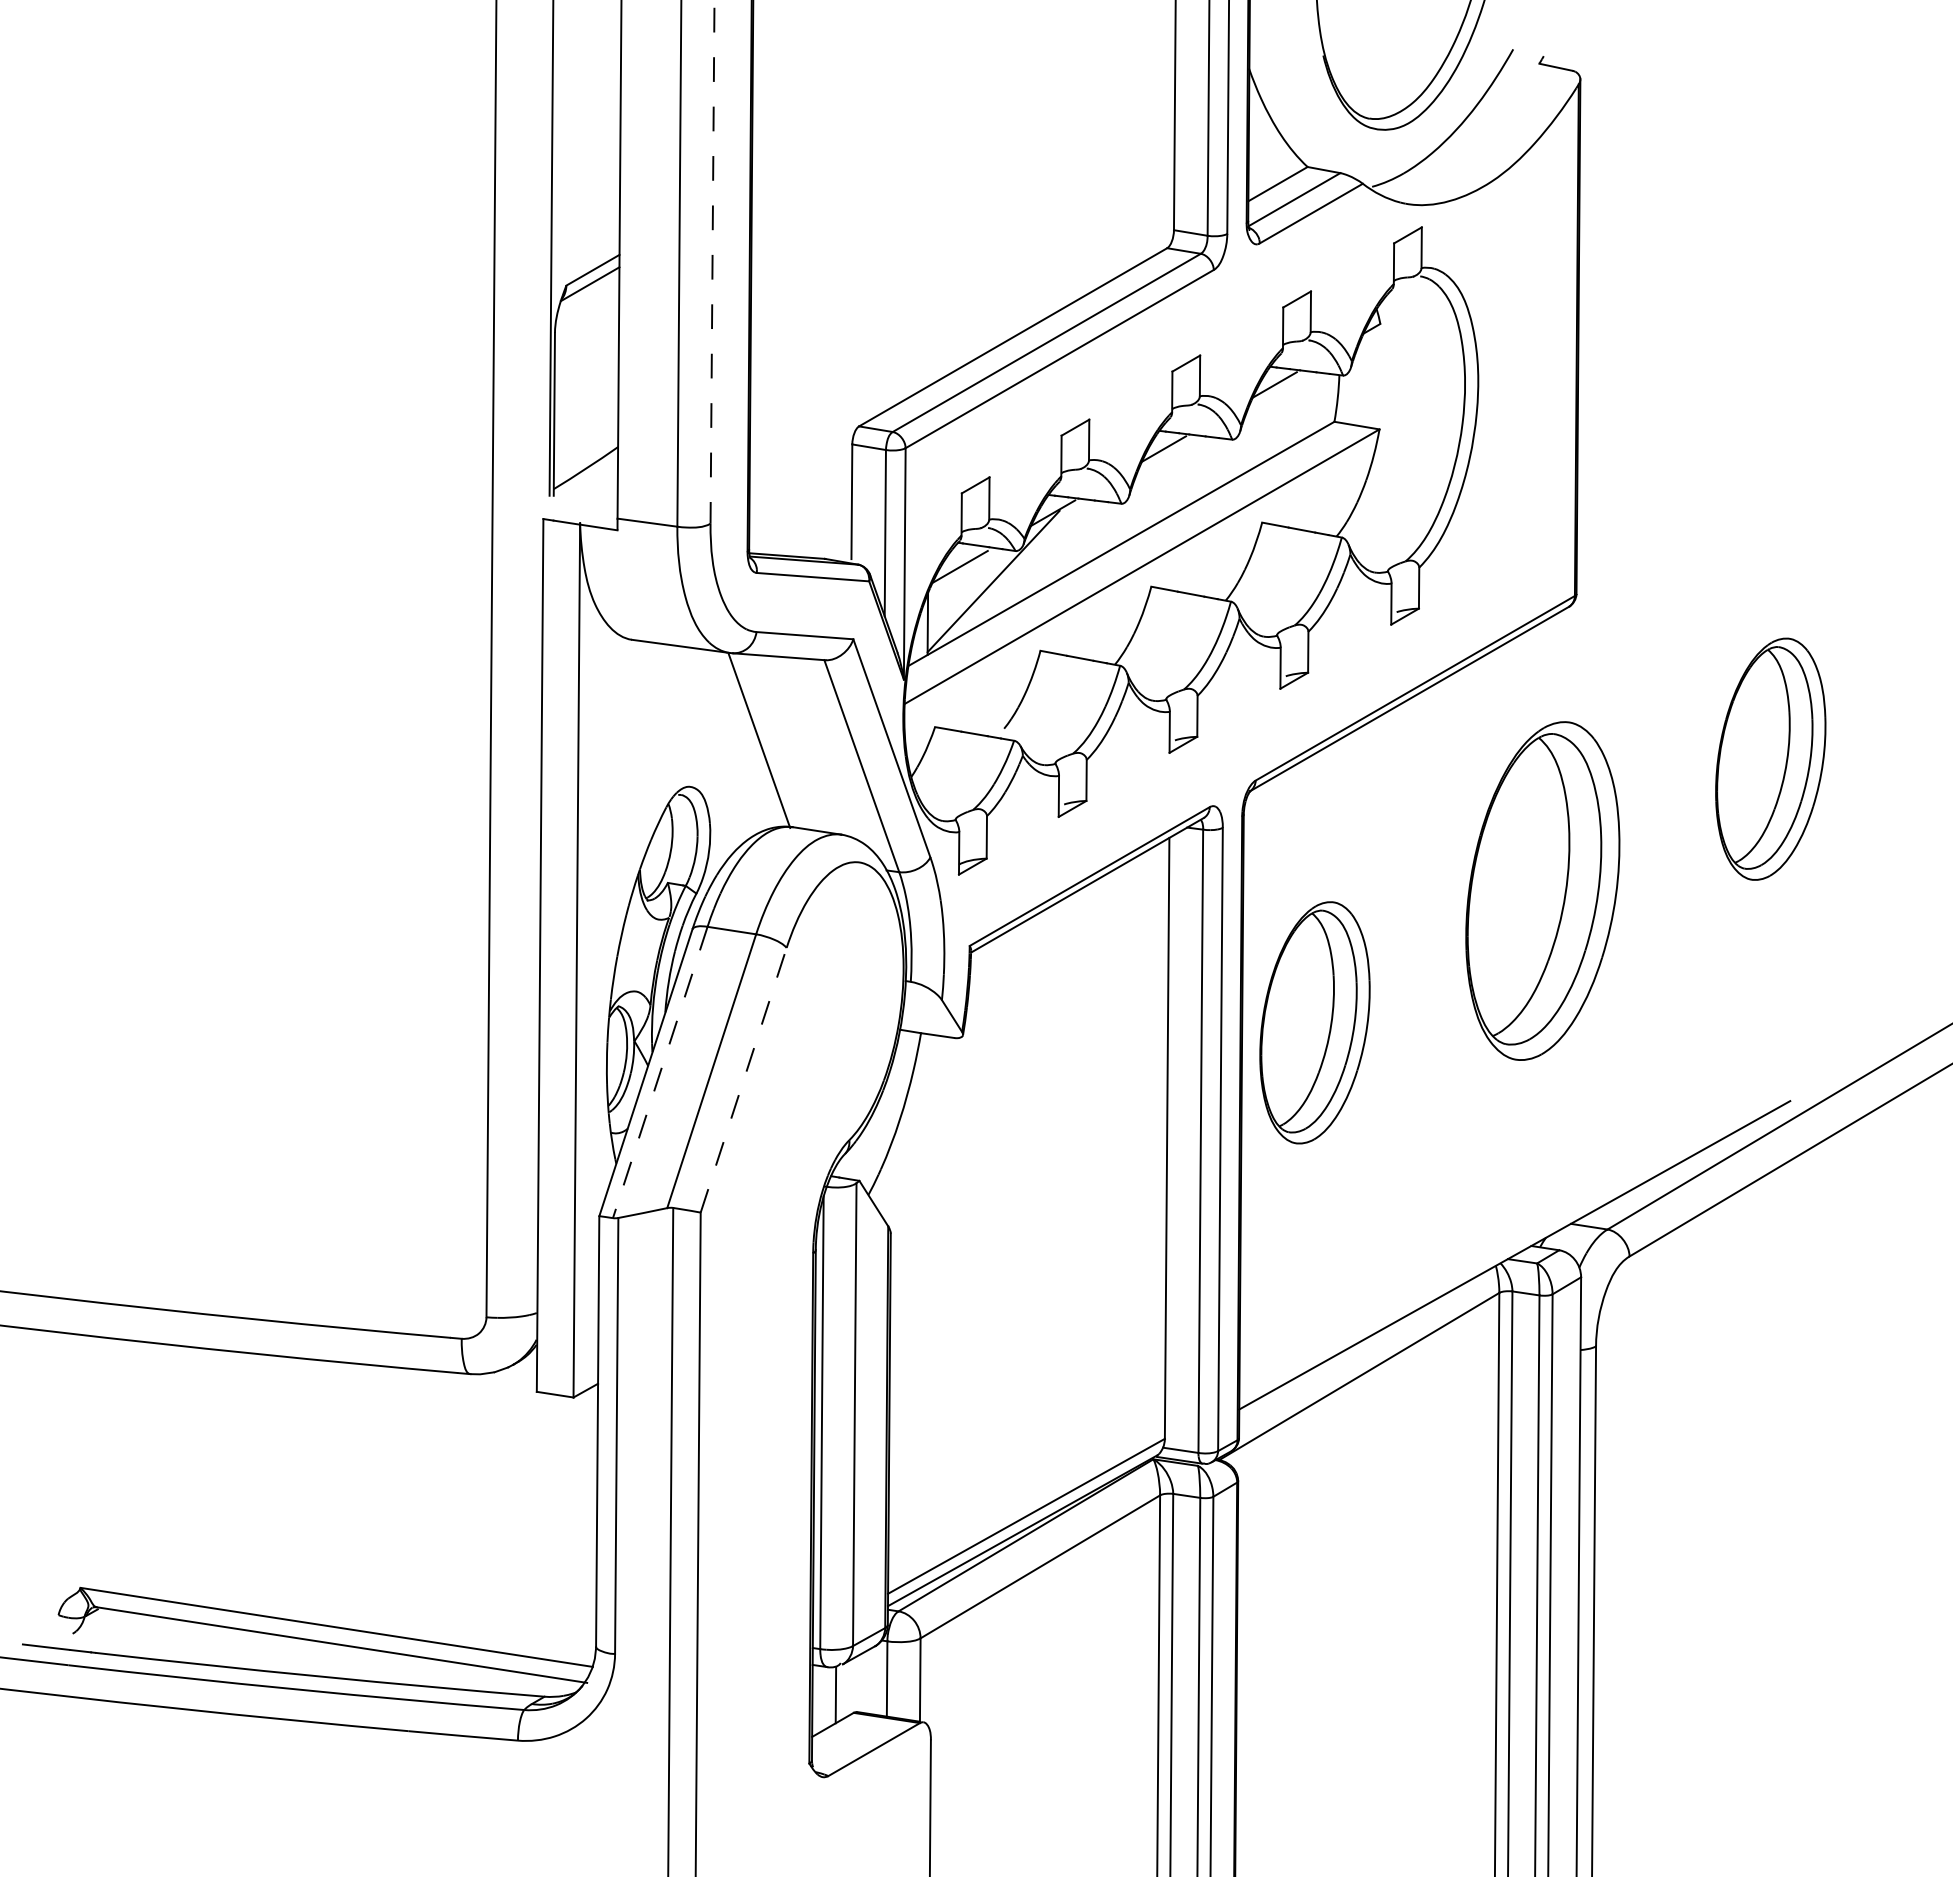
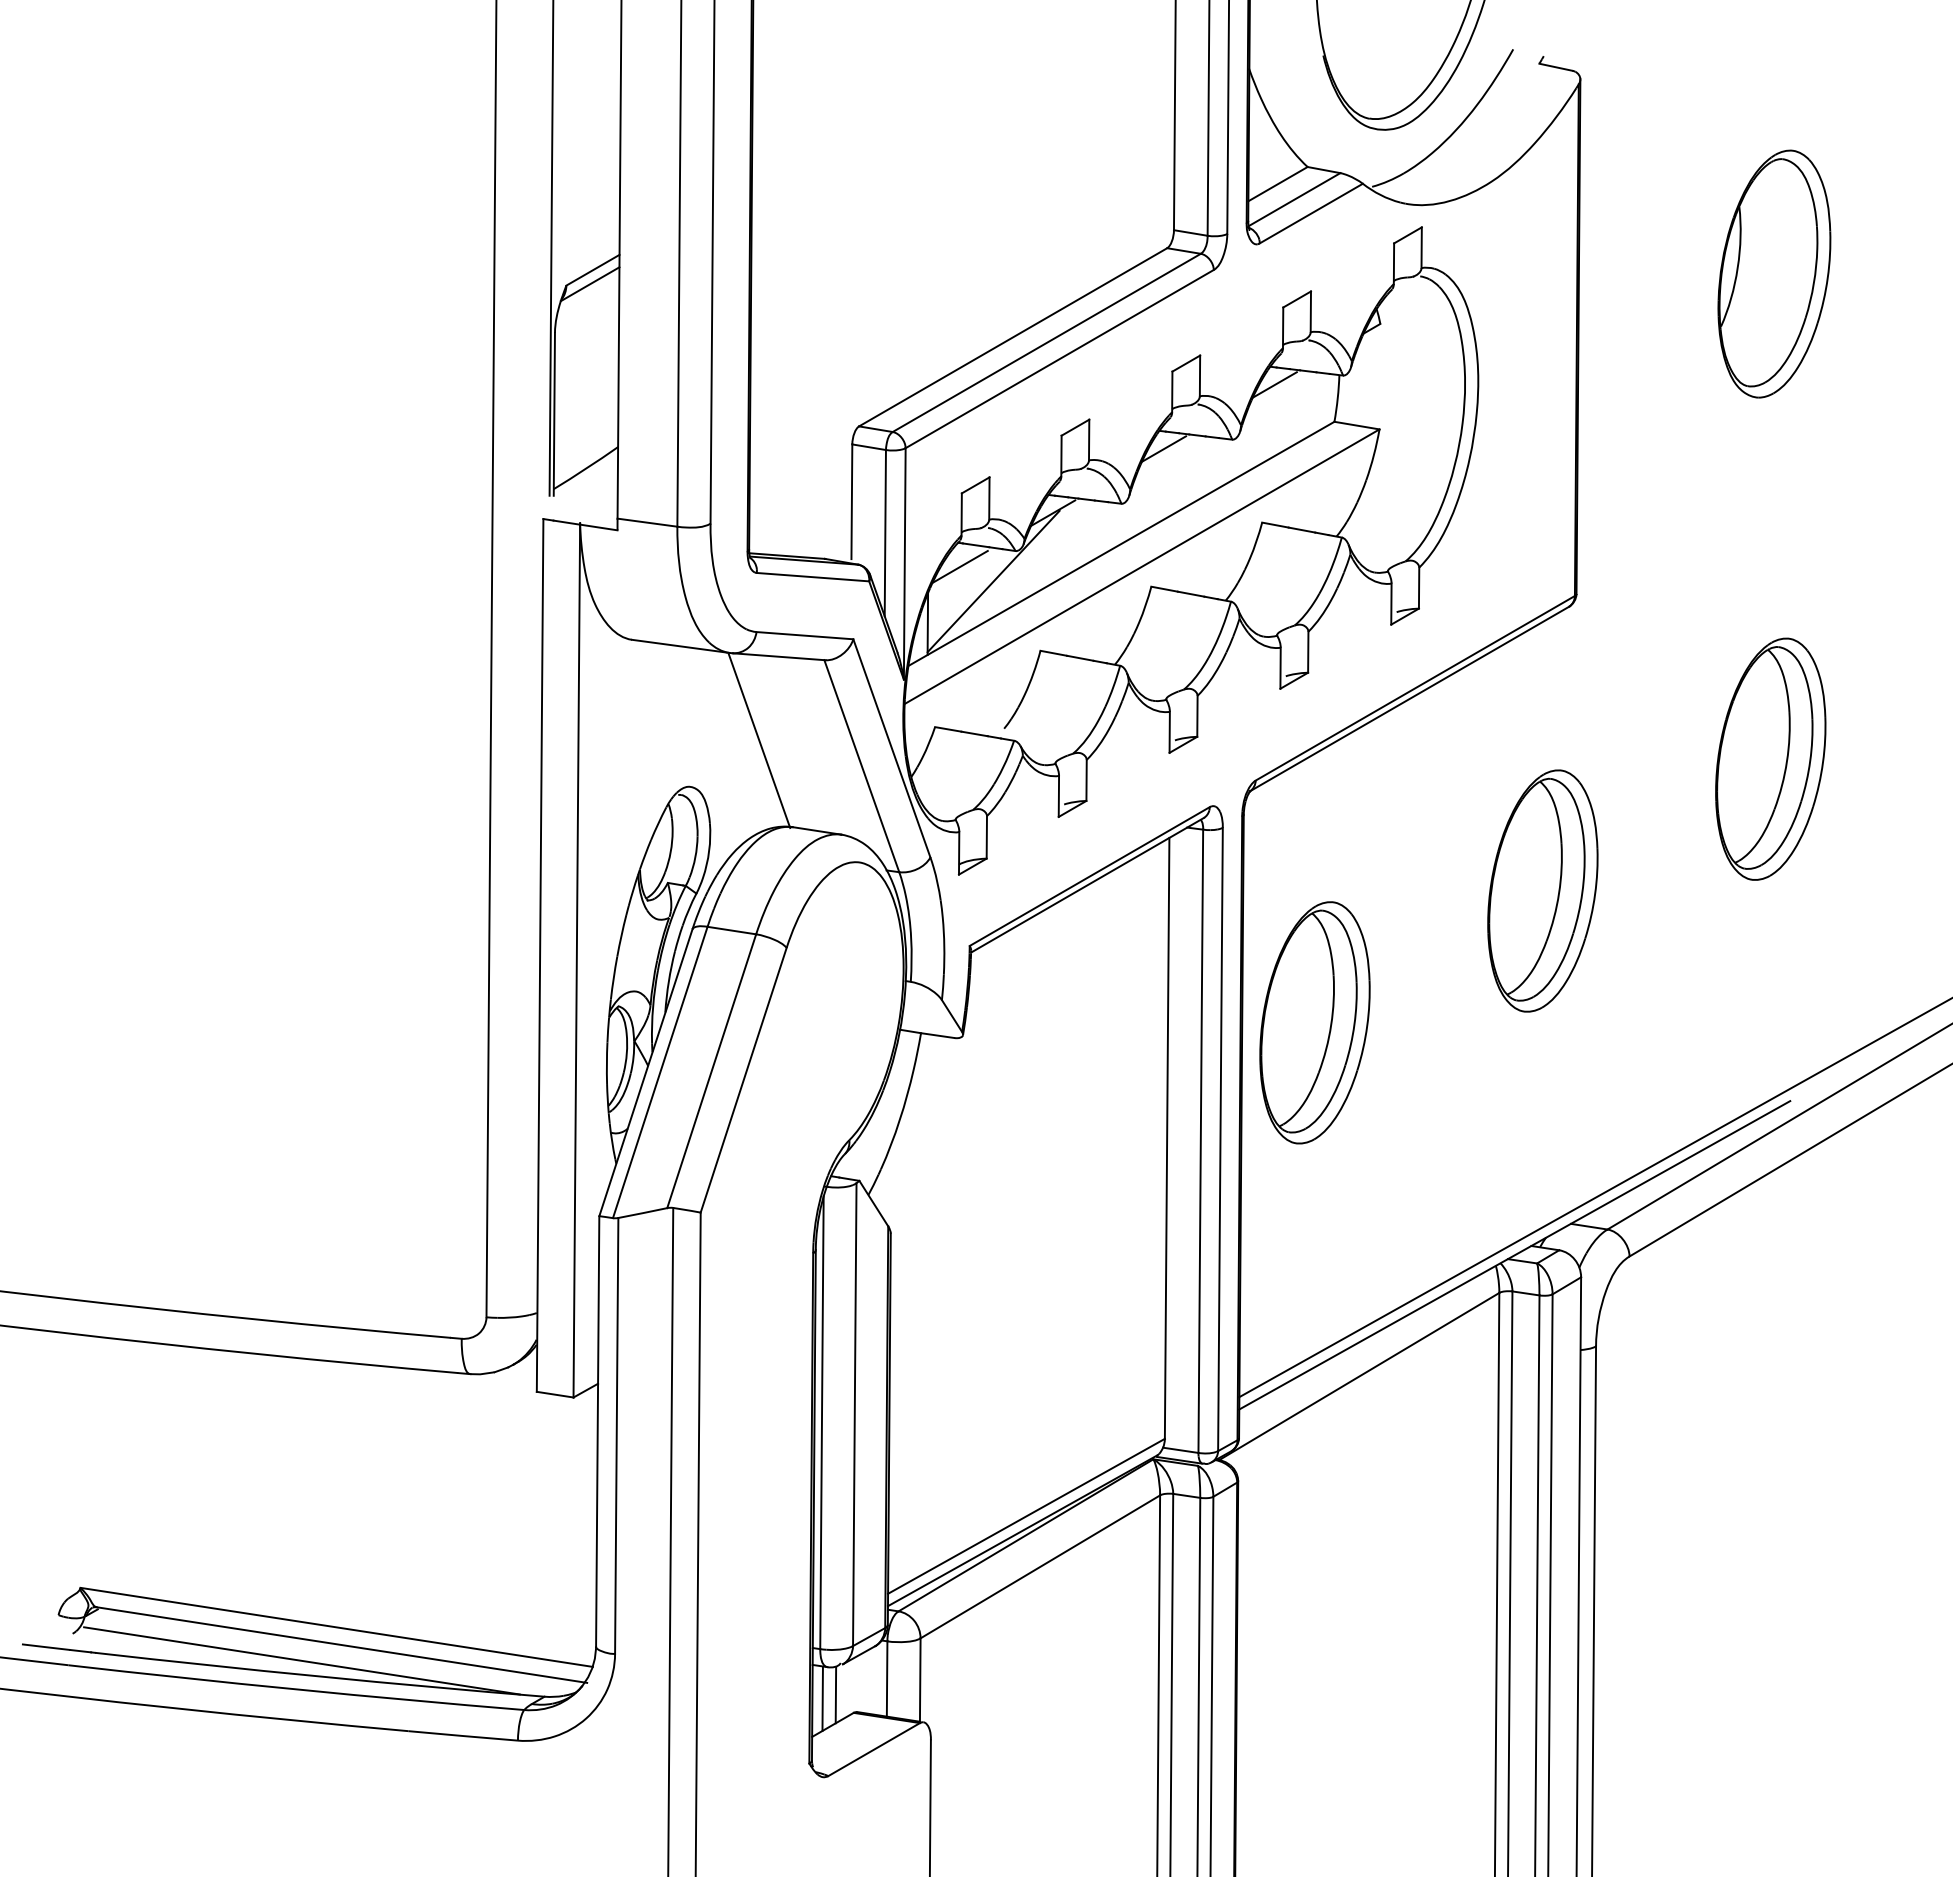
line: dashed -> solid (712, 262)
part: none -> present (1774, 273)
part size: 156x340 px -> 112x244 px (1542, 890)
line: dashed -> solid (660, 1072)
line: dashed -> solid (743, 1079)
line: none -> present (1594, 1198)
line: none -> present (301, 1660)
line: none -> present (822, 1698)
